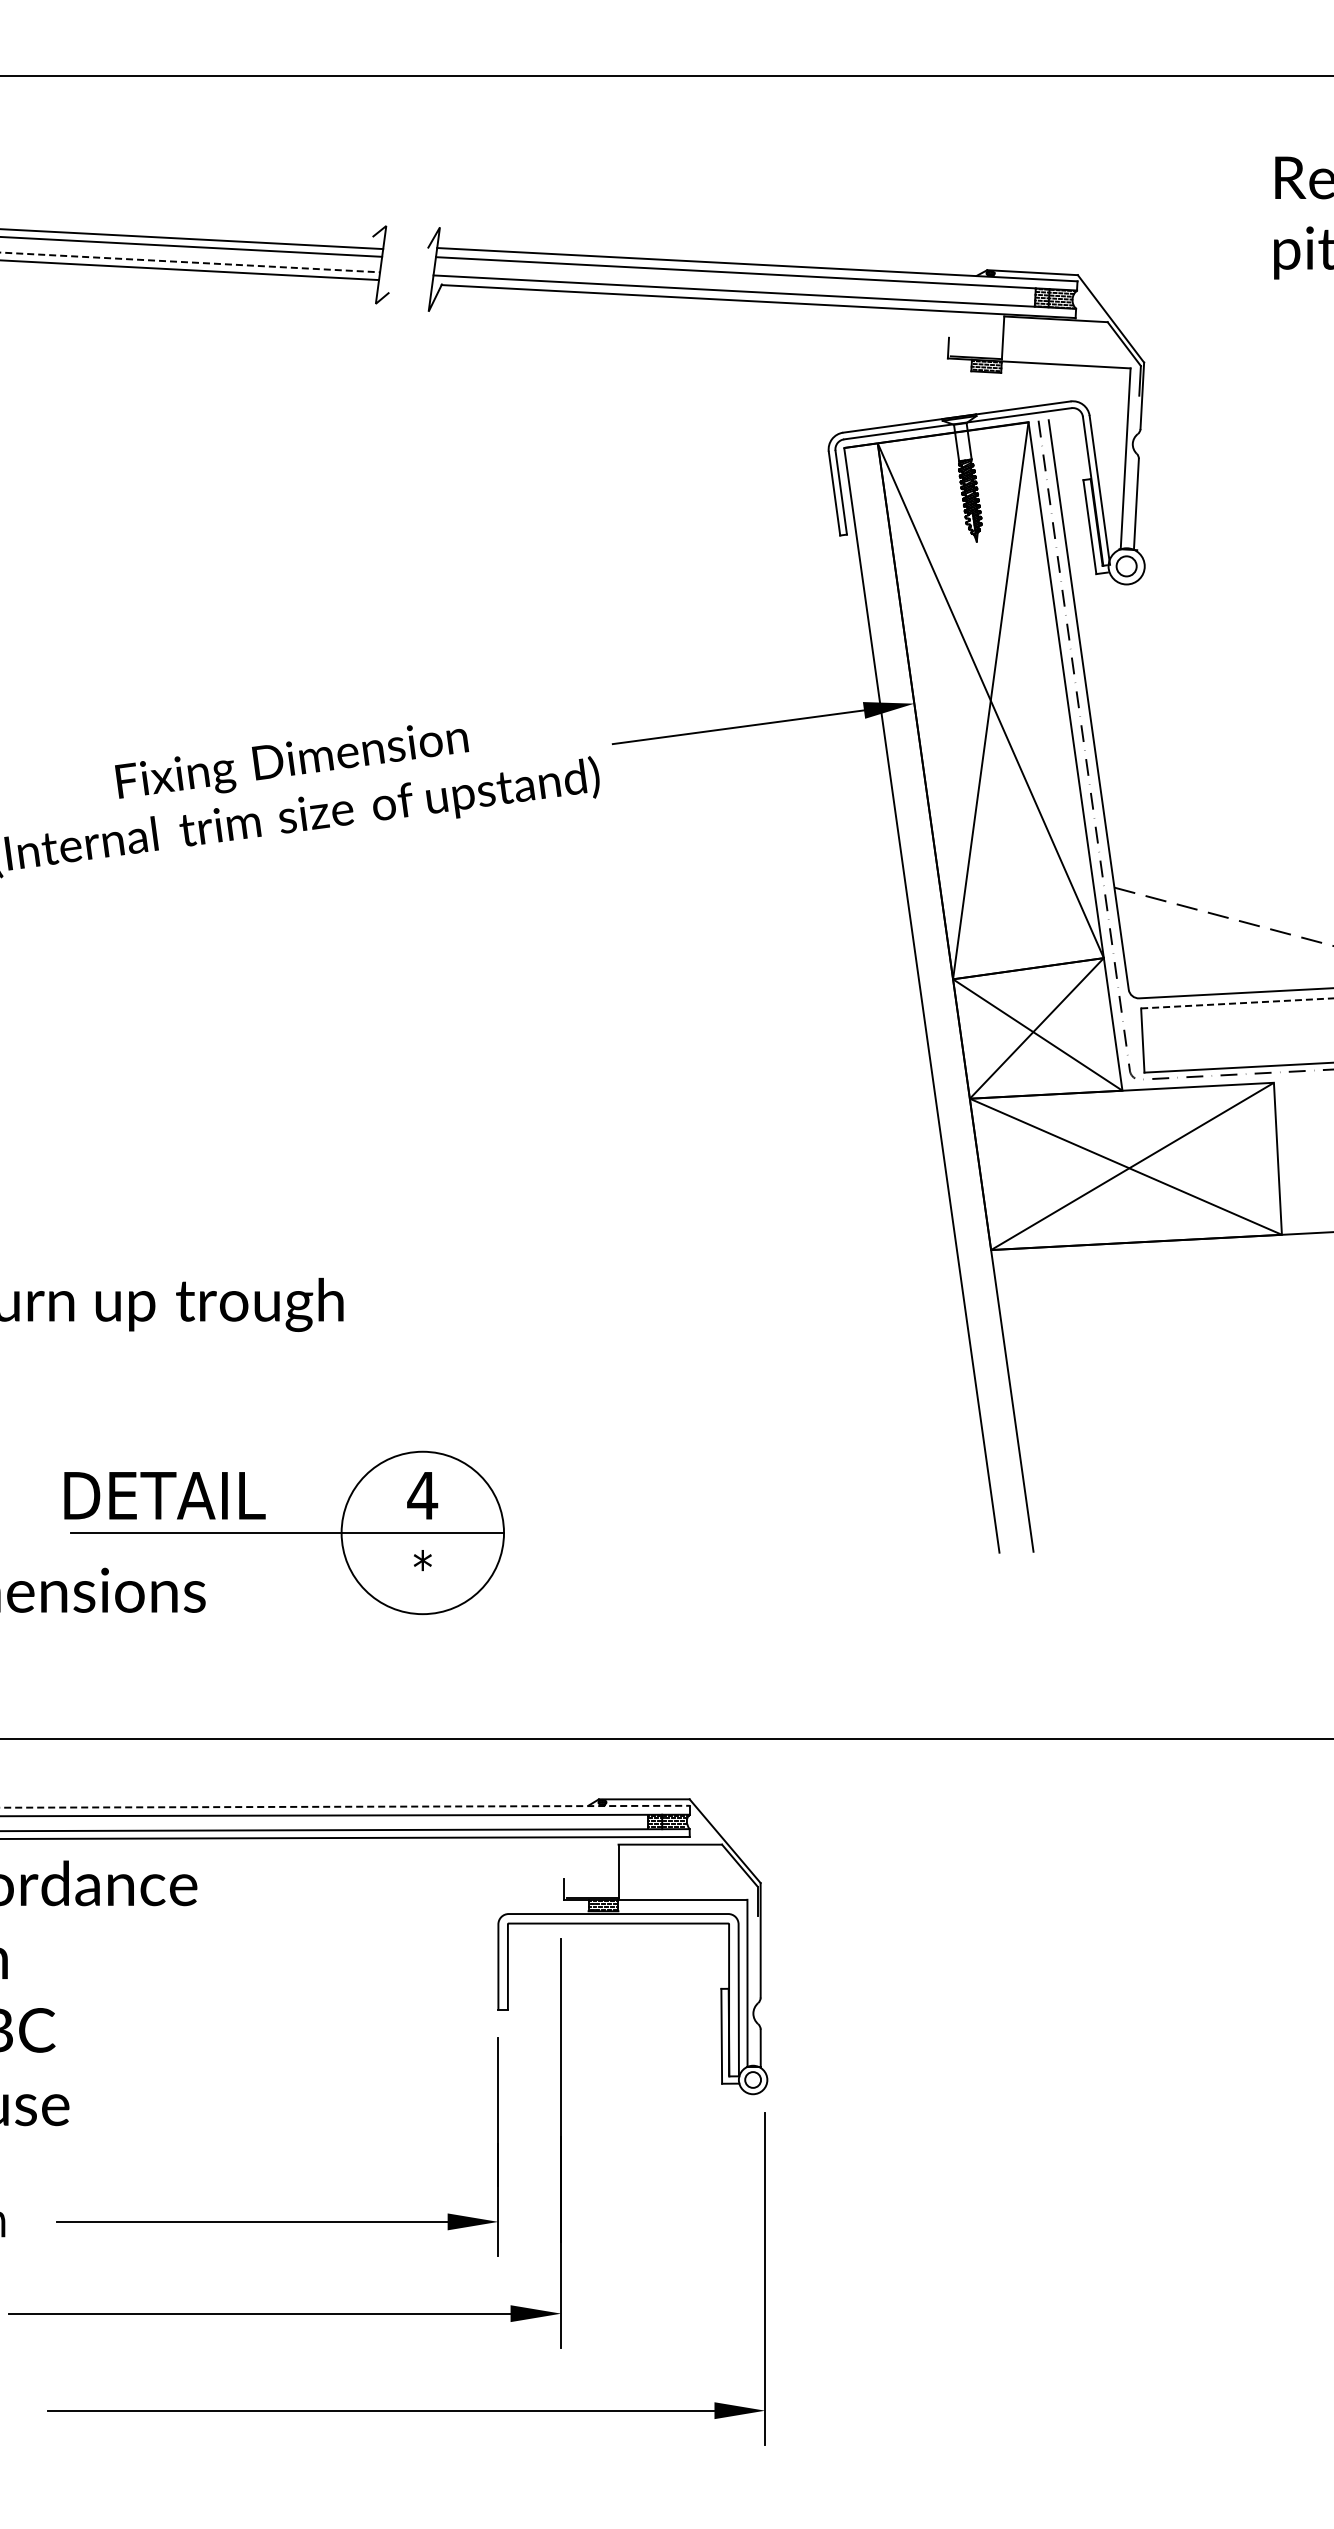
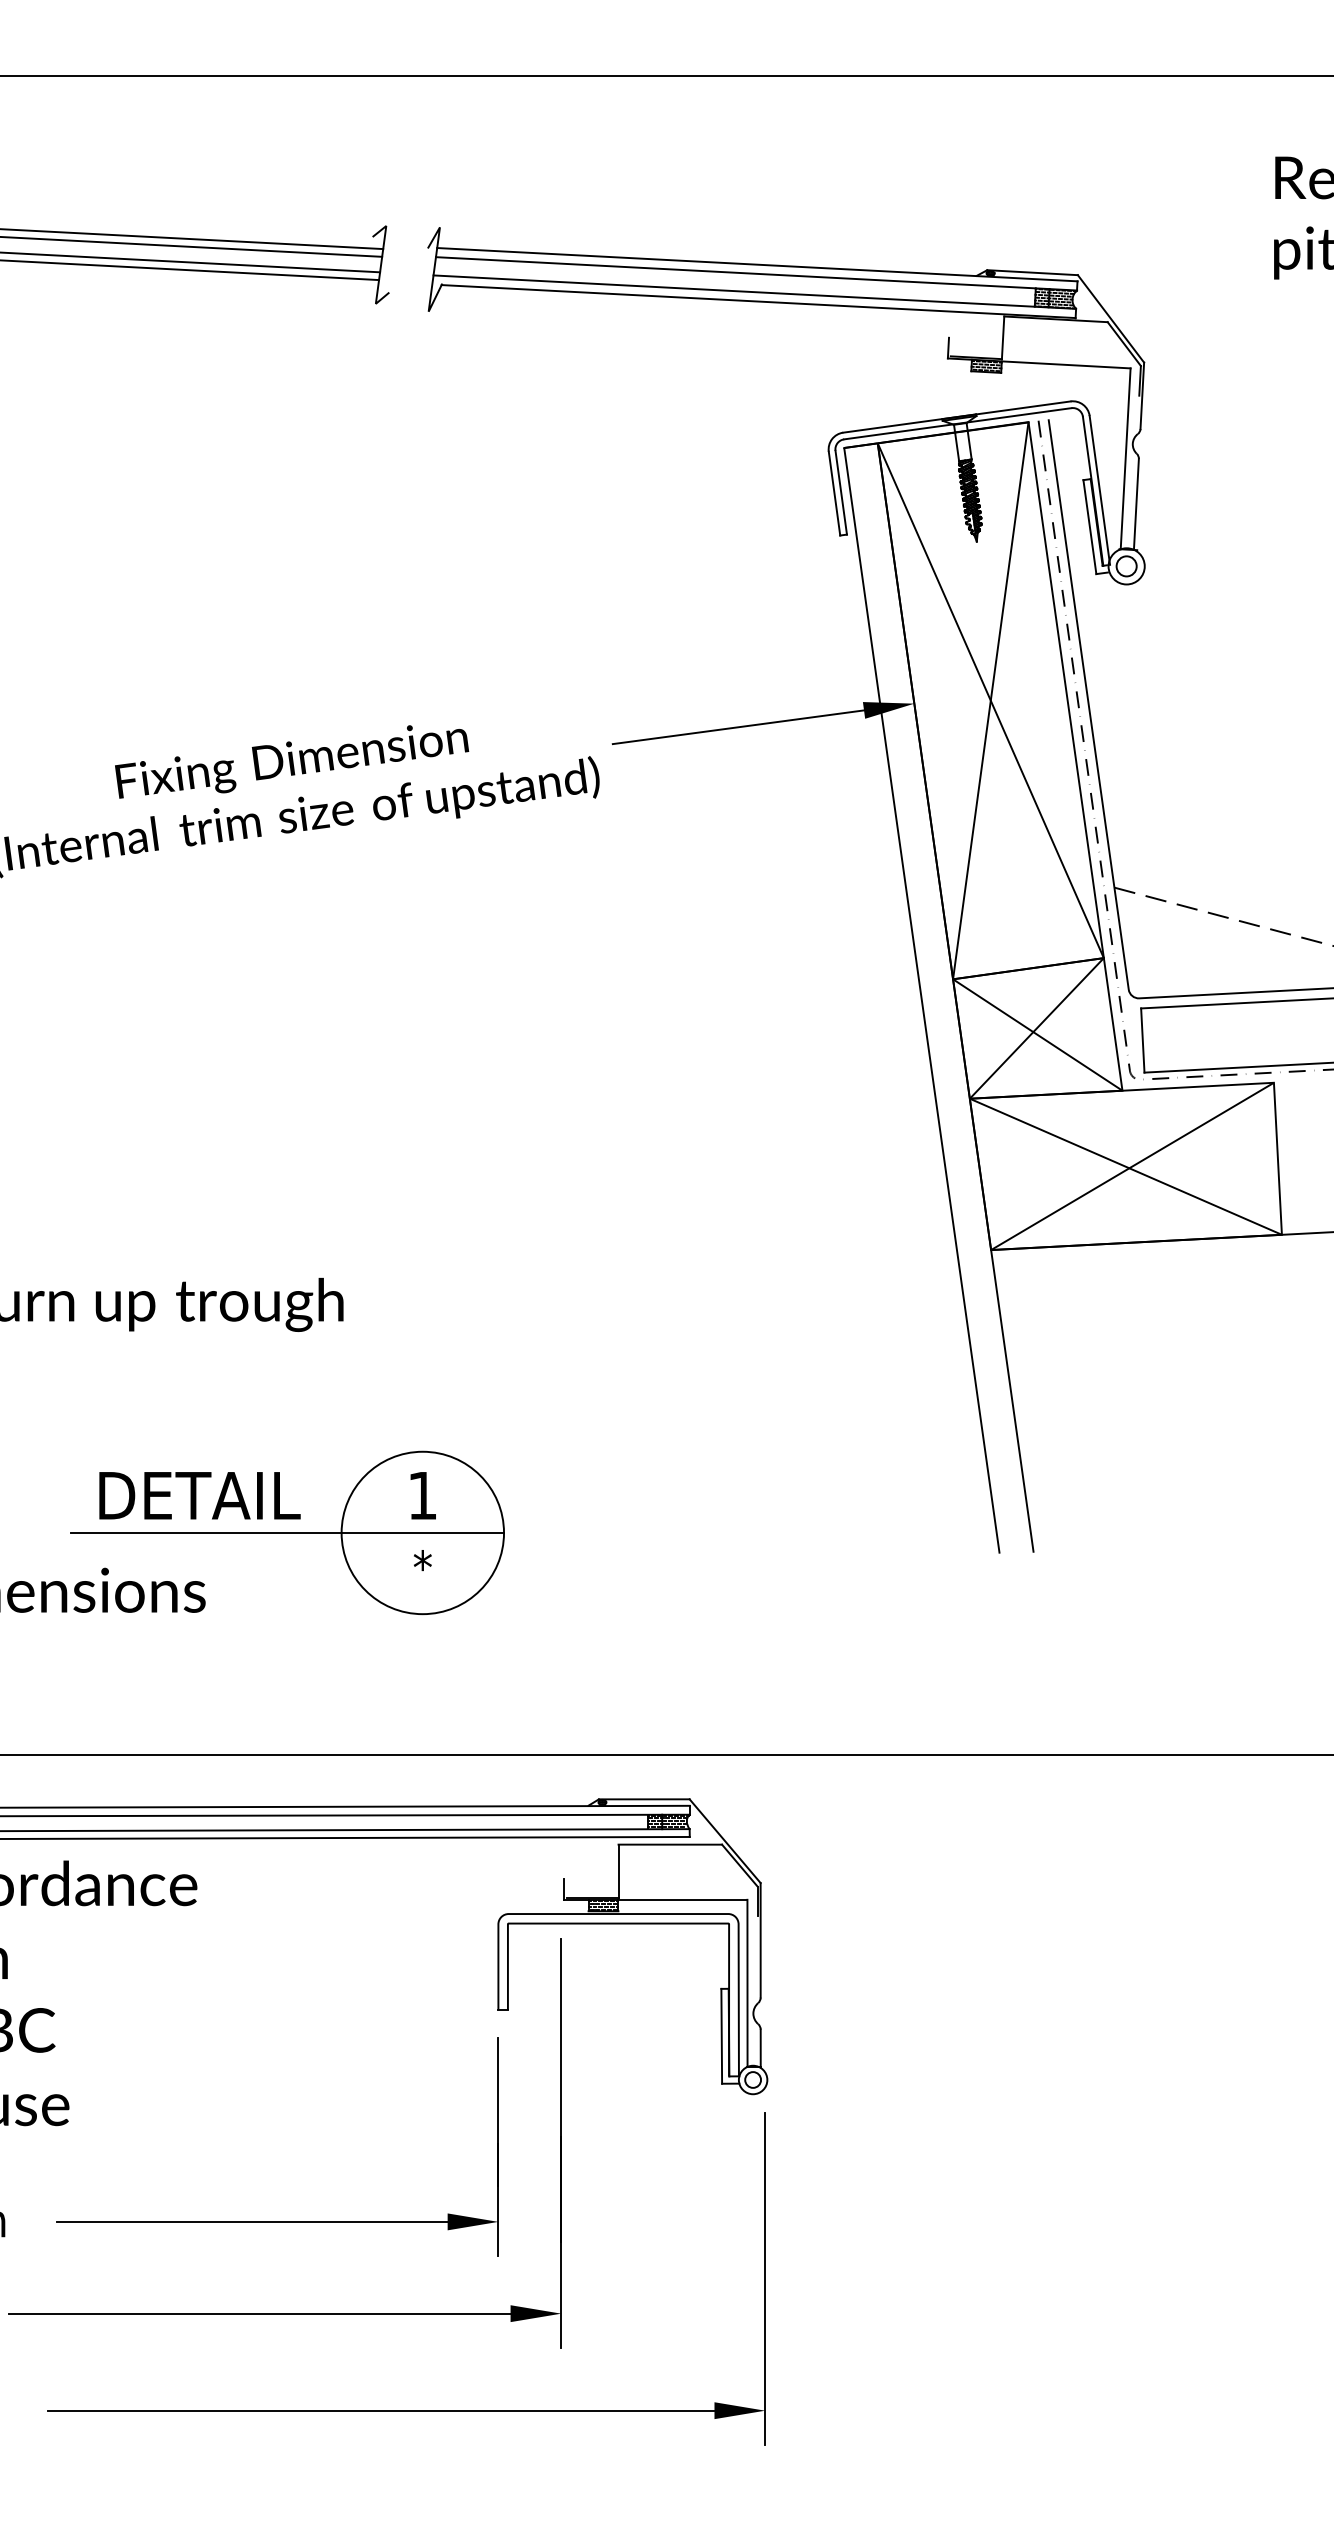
line: dashed -> solid (190, 262)
line: dashed -> solid (1237, 1003)
text position: (164, 1495) -> (199, 1495) (199, 1495)
text: 4 -> 1 (422, 1495)
line position: (666, 1739) -> (666, 1755) (666, 1755)
line: dashed -> solid (345, 1806)
